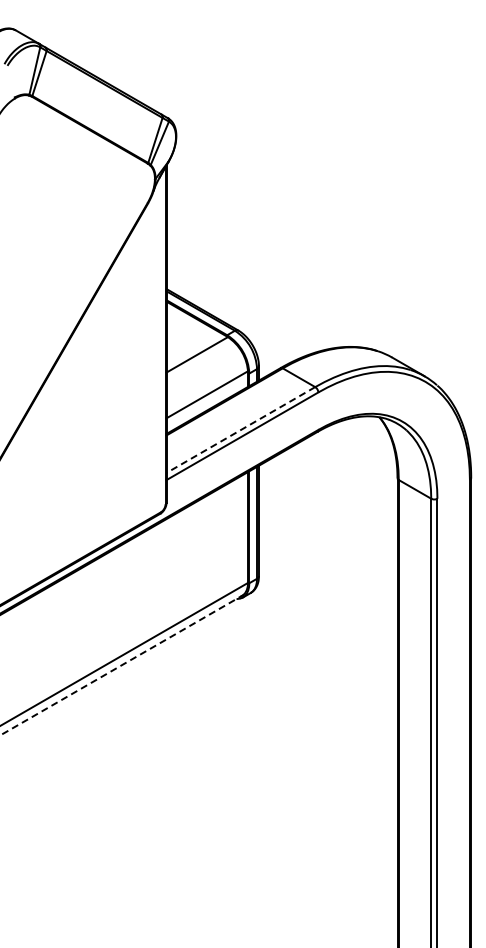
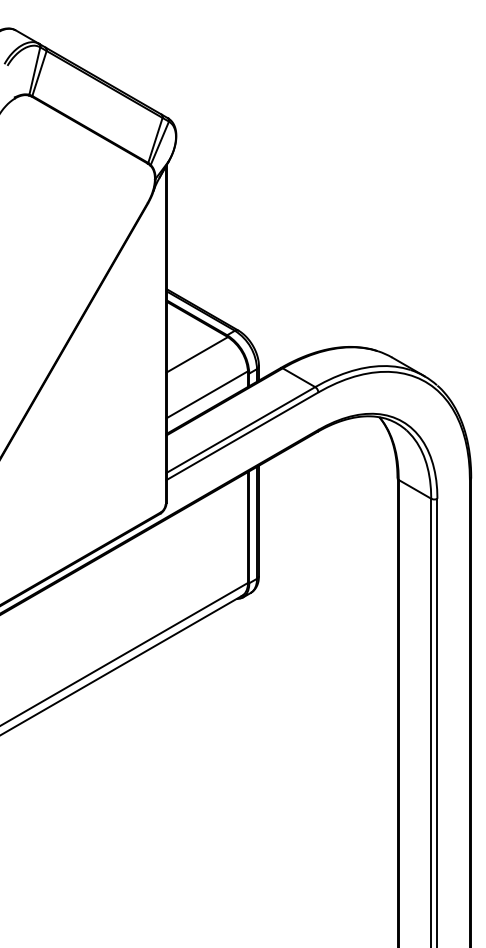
line: dashed -> solid (240, 430)
line: dashed -> solid (122, 665)
